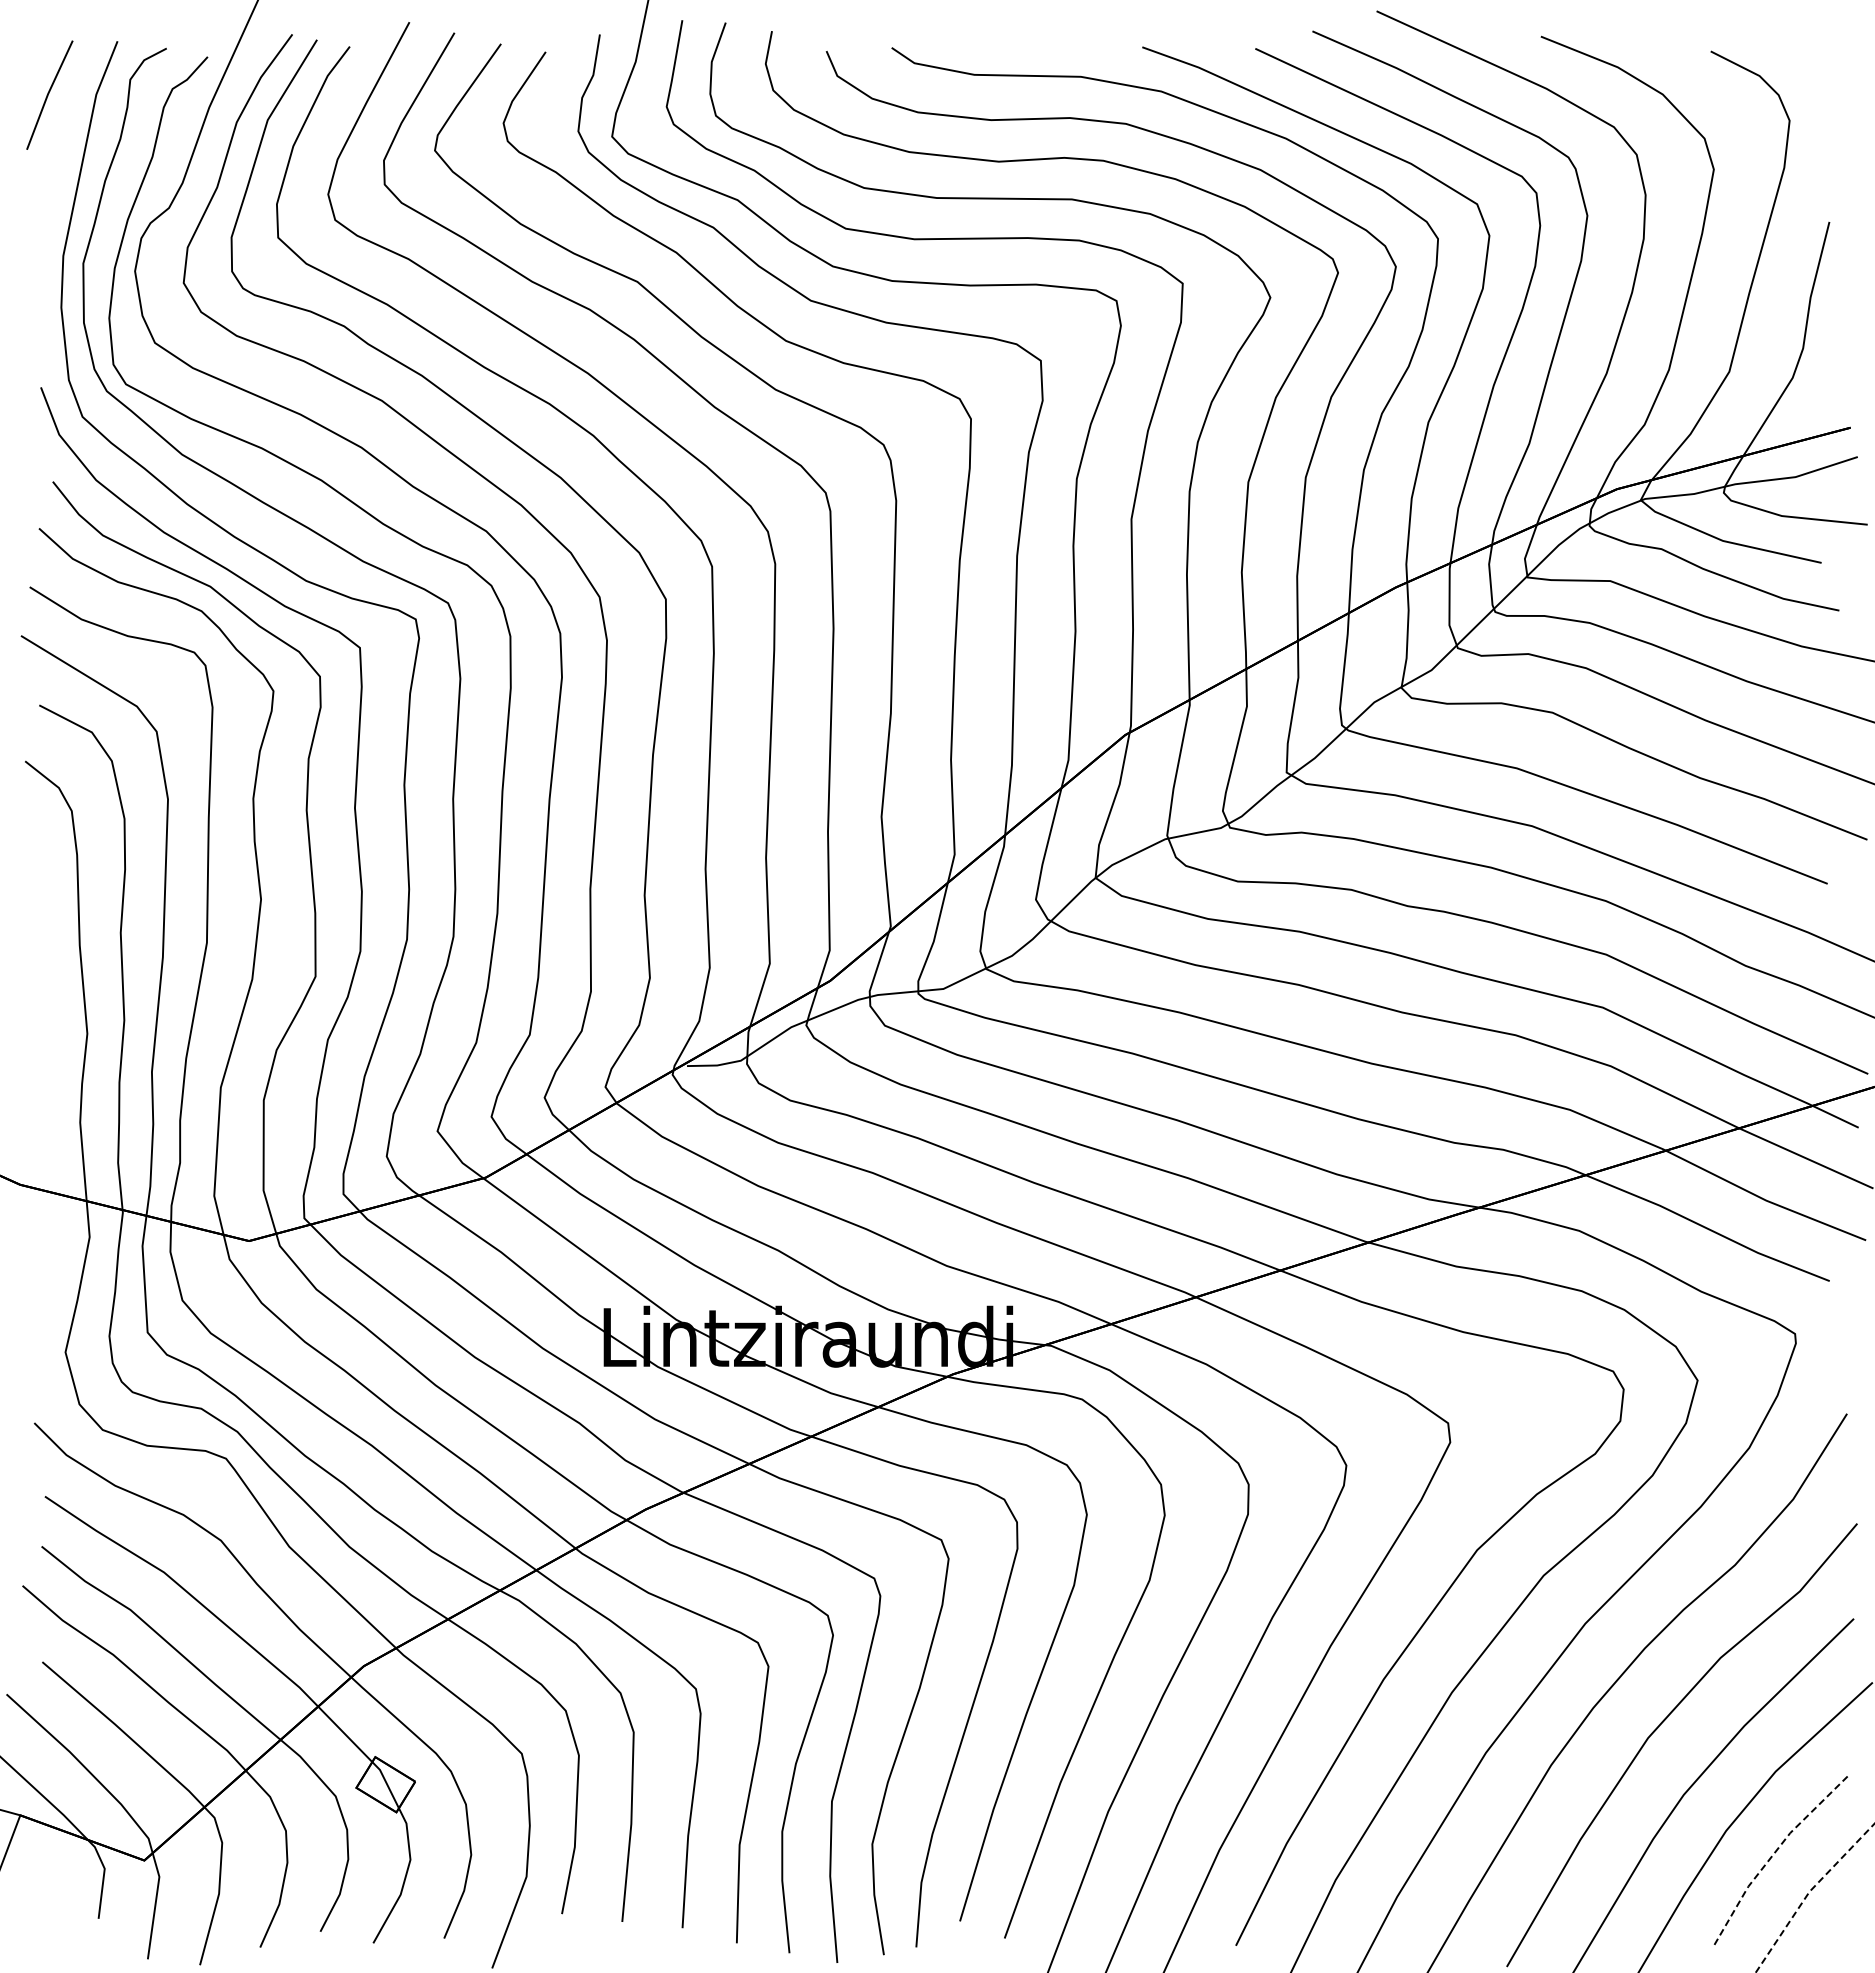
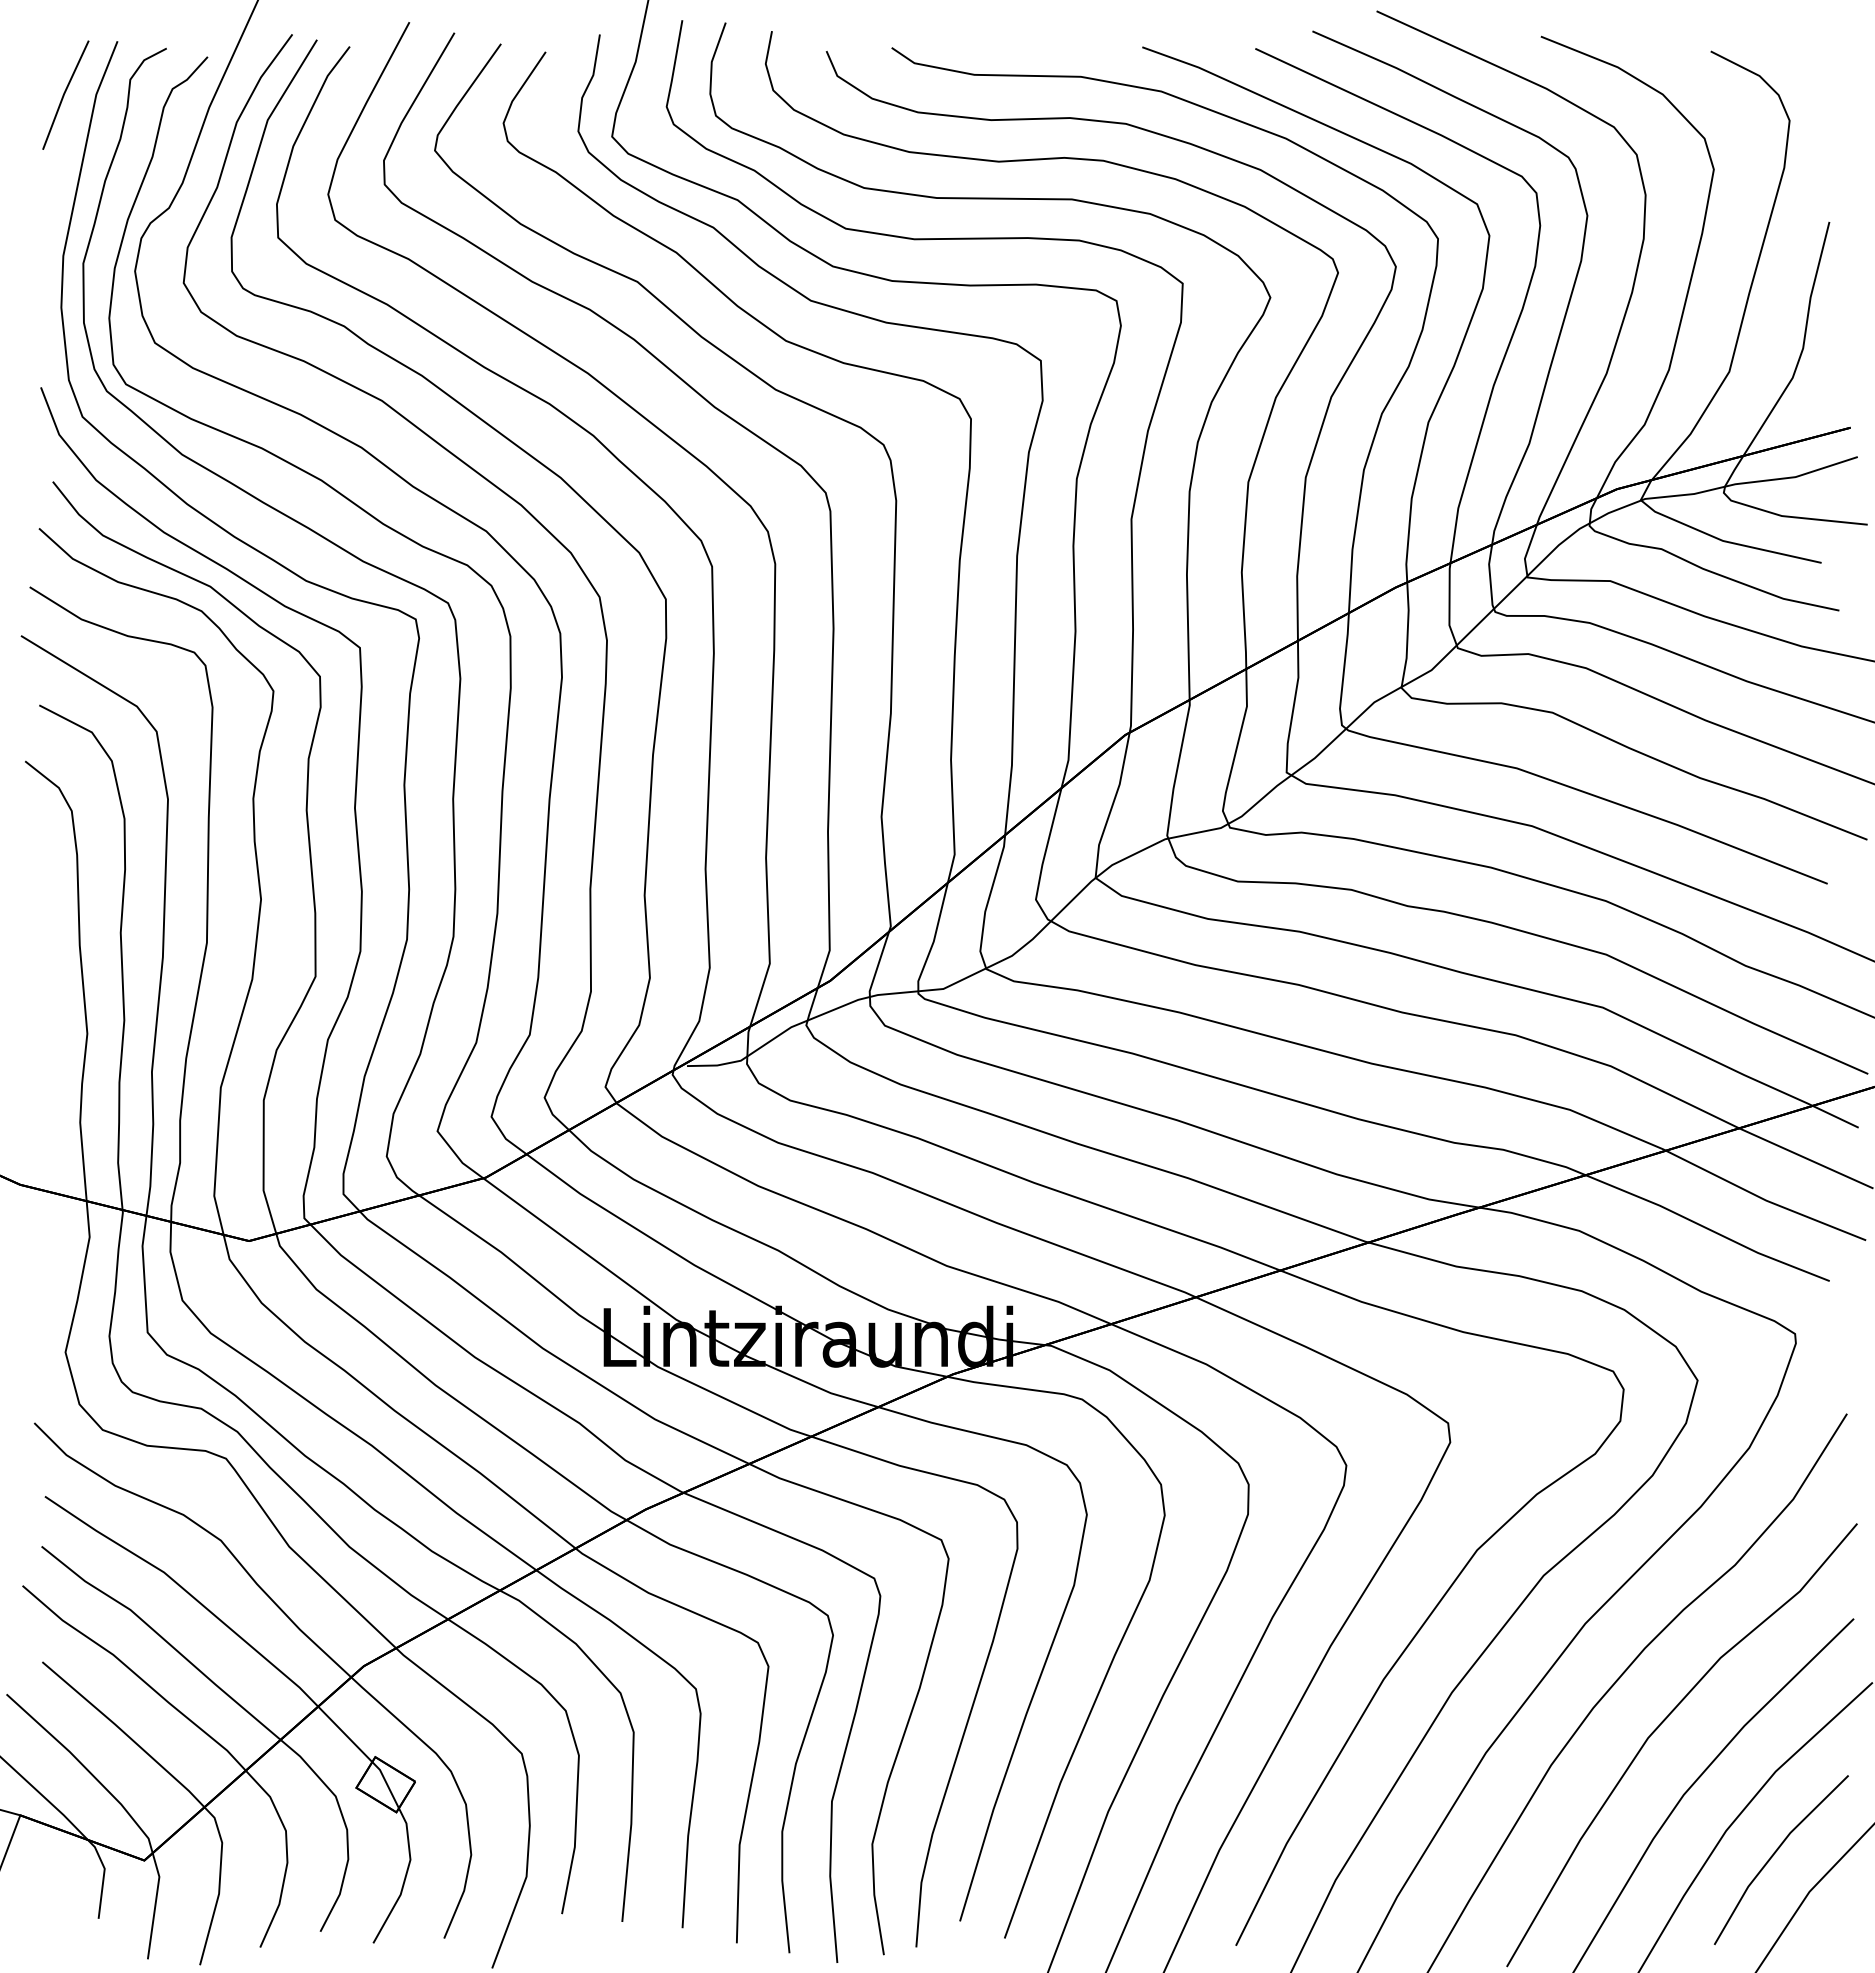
line position: (49, 93) -> (65, 93) (65, 93)
line: dashed -> solid (1773, 1854)
line: dashed -> solid (1808, 1892)
